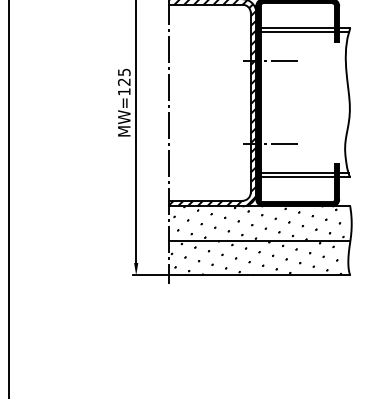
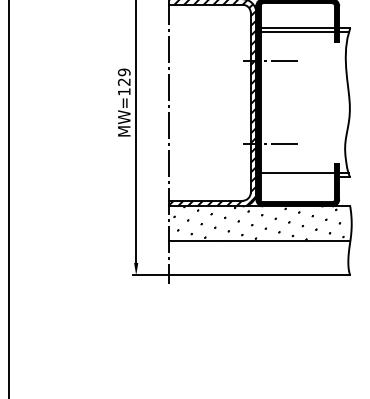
text: MW=125 -> MW=129 (123, 72)
line: present -> none (297, 177)
hatch: present -> none (256, 257)
